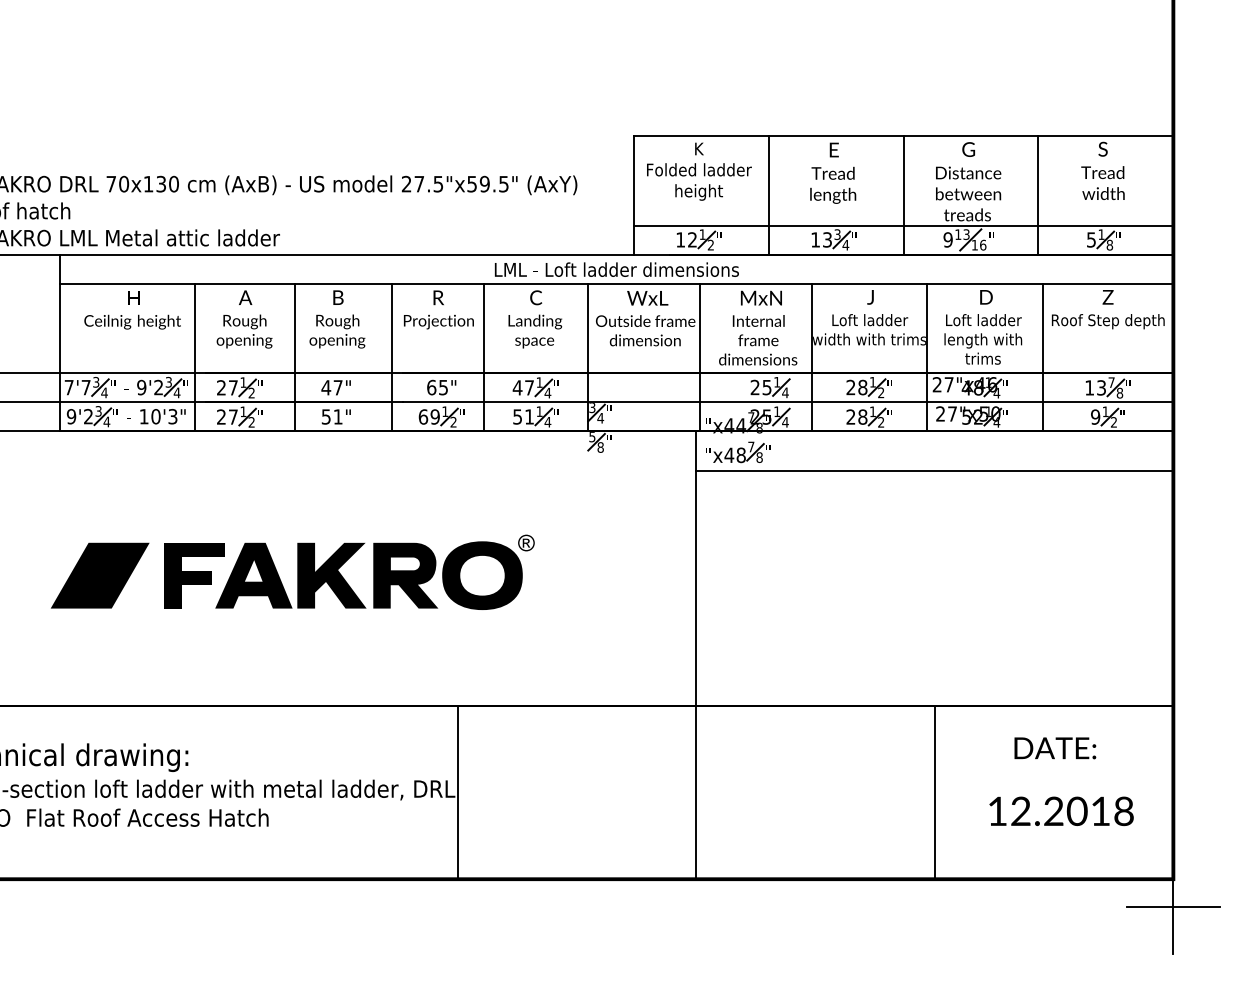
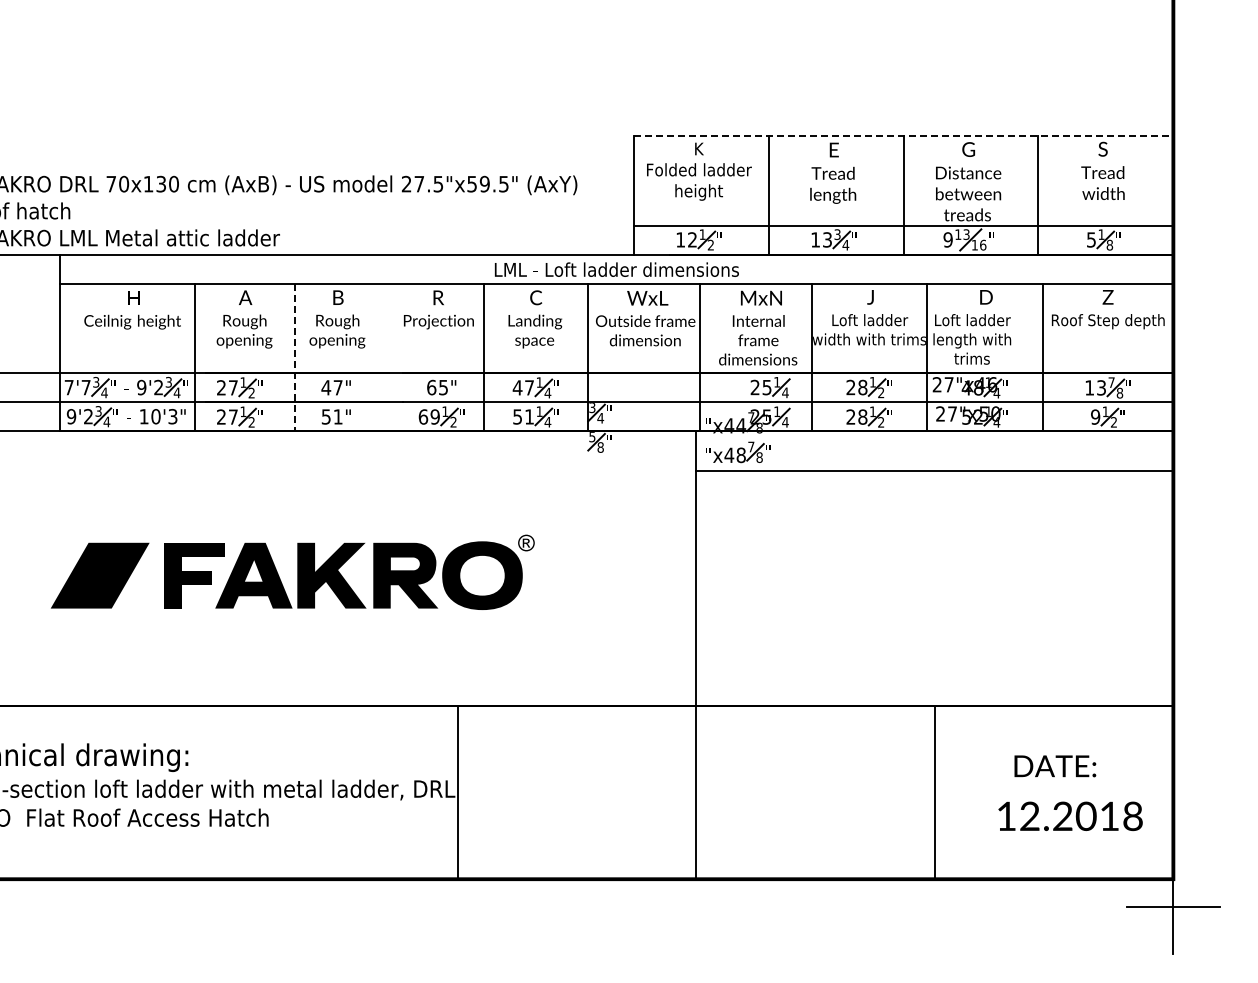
line: solid -> dashed (903, 136)
text position: (983, 339) -> (972, 339) (972, 339)
line: solid -> dashed (295, 357)
line: present -> none (391, 357)
text position: (1055, 748) -> (1055, 766) (1055, 766)
text position: (1061, 811) -> (1070, 816) (1070, 816)
